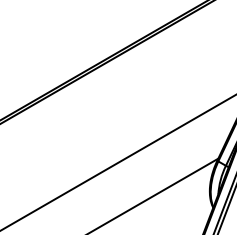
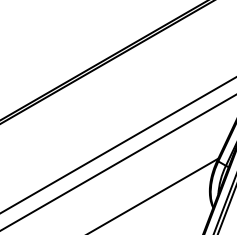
line: none -> present (117, 145)
